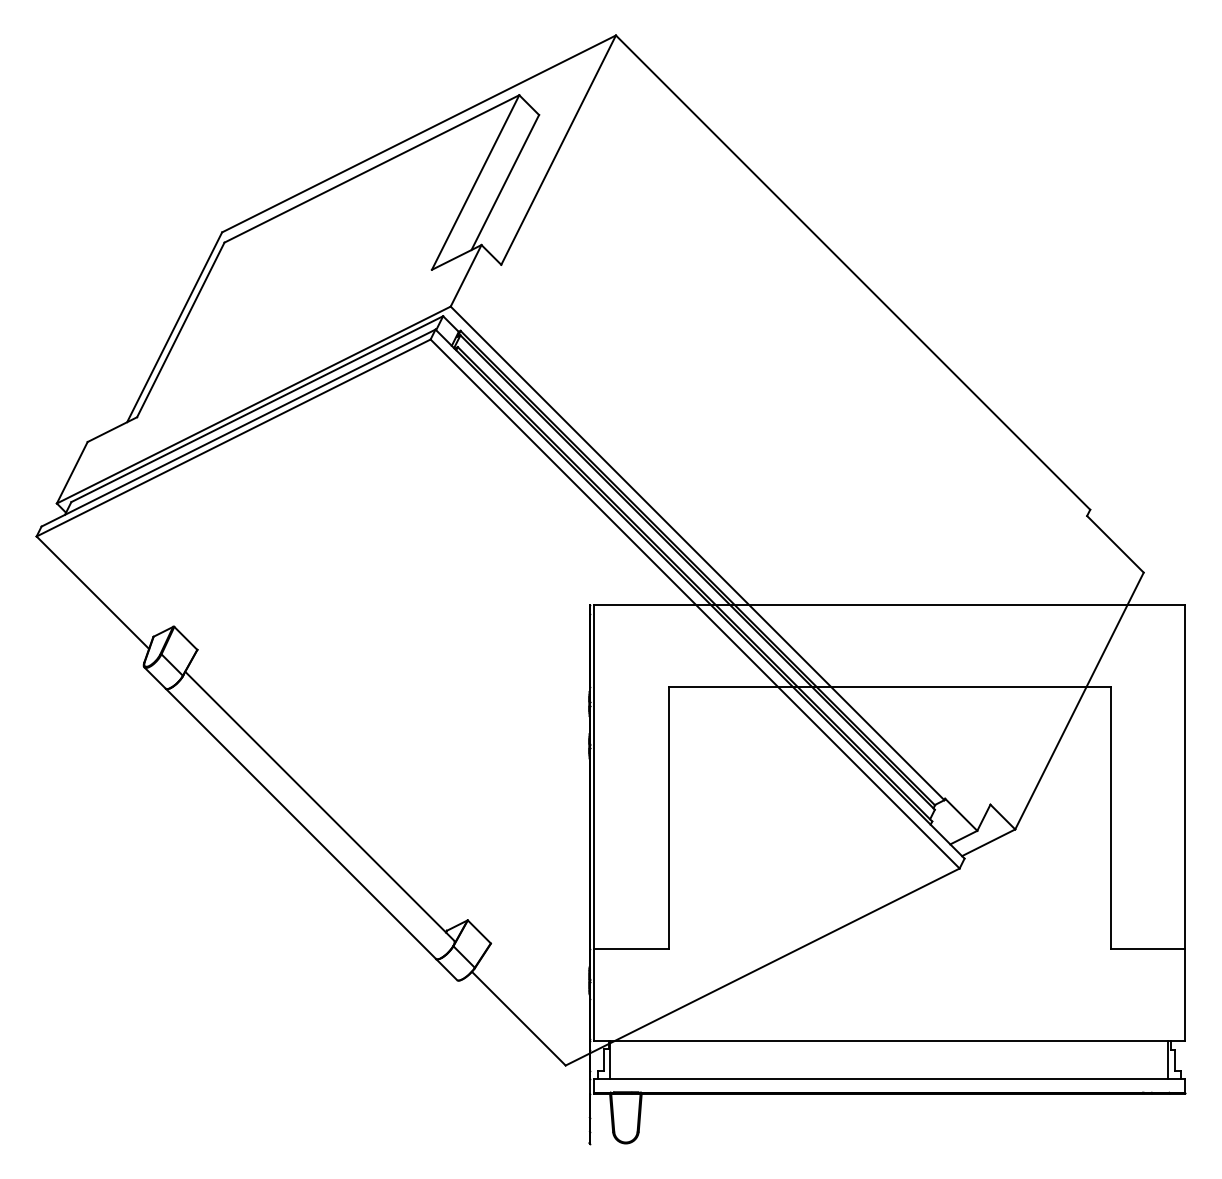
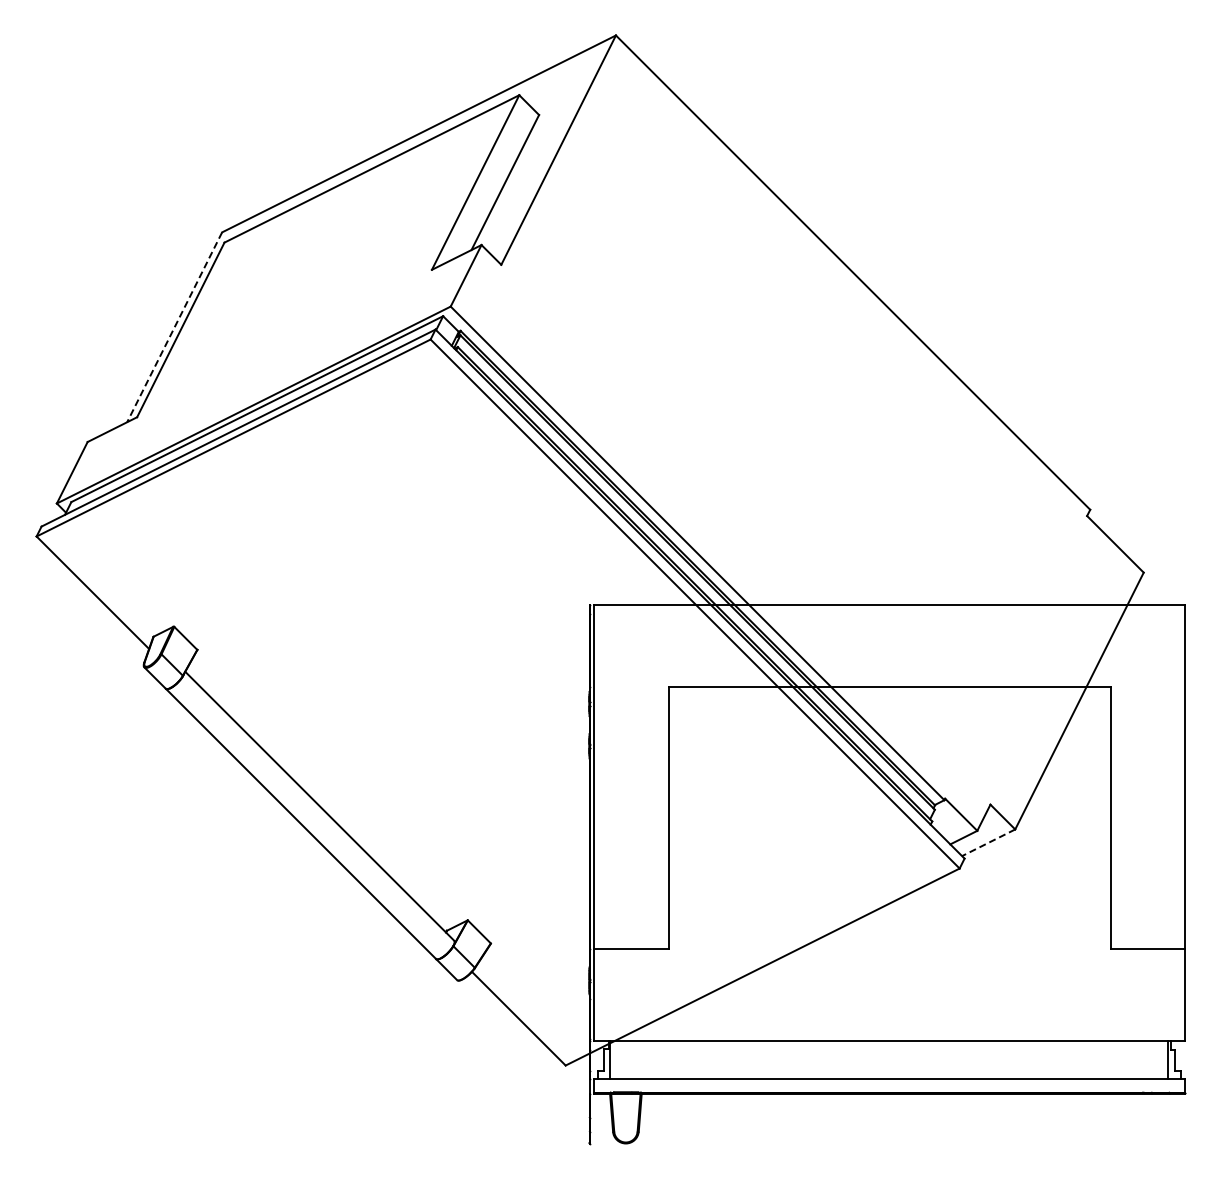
line: solid -> dashed (174, 327)
line: solid -> dashed (988, 842)
